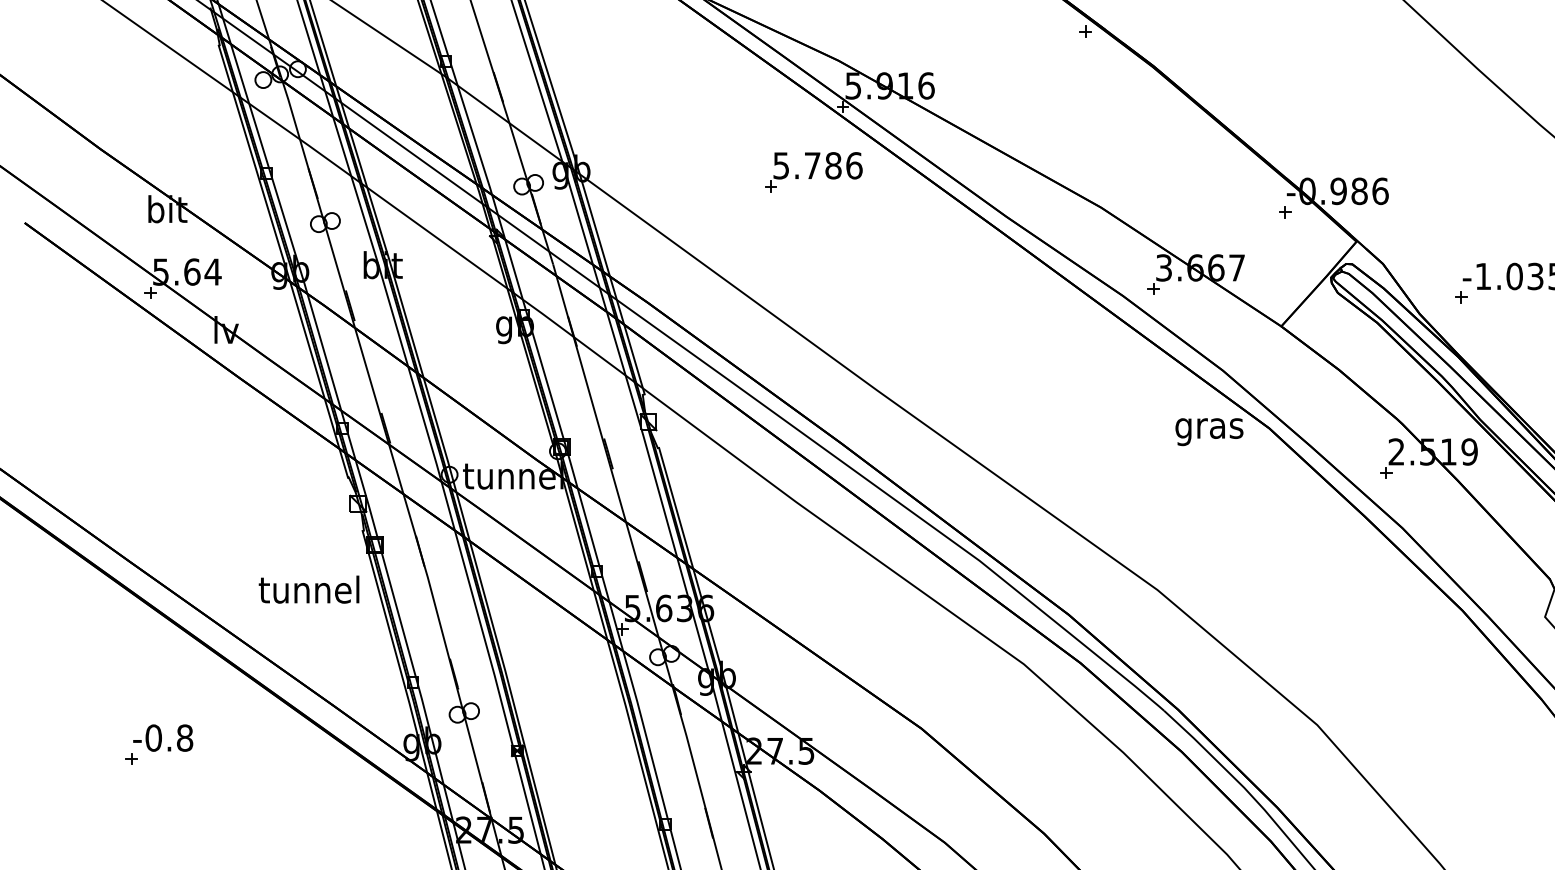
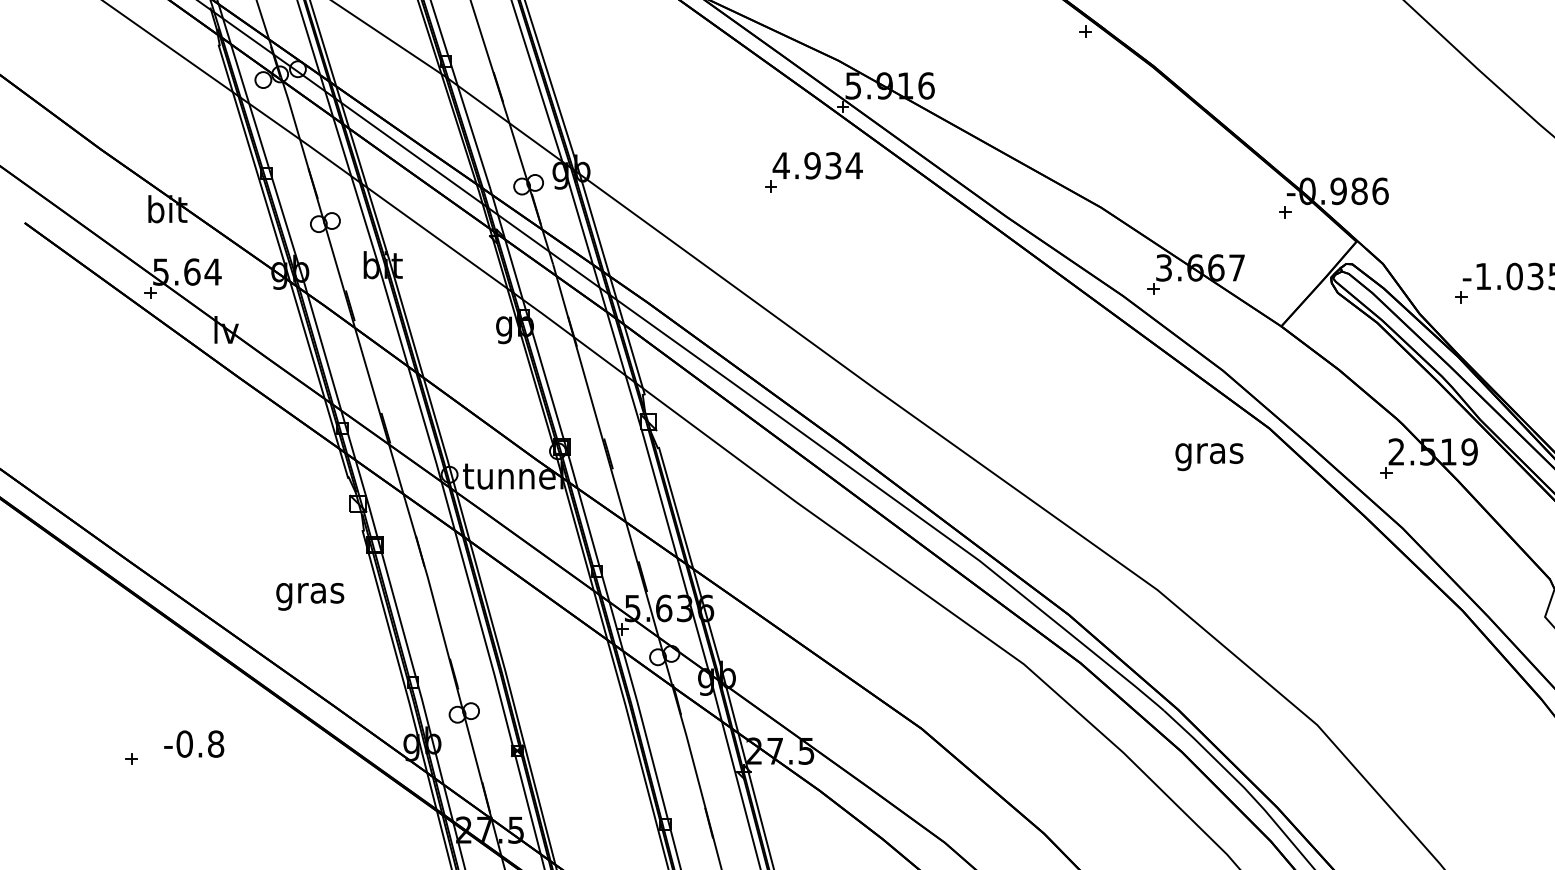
text: 5.786 -> 4.934 (817, 165)
text position: (1209, 432) -> (1209, 457) (1209, 457)
text: tunnel -> gras (308, 592)
text position: (163, 737) -> (194, 743) (194, 743)
